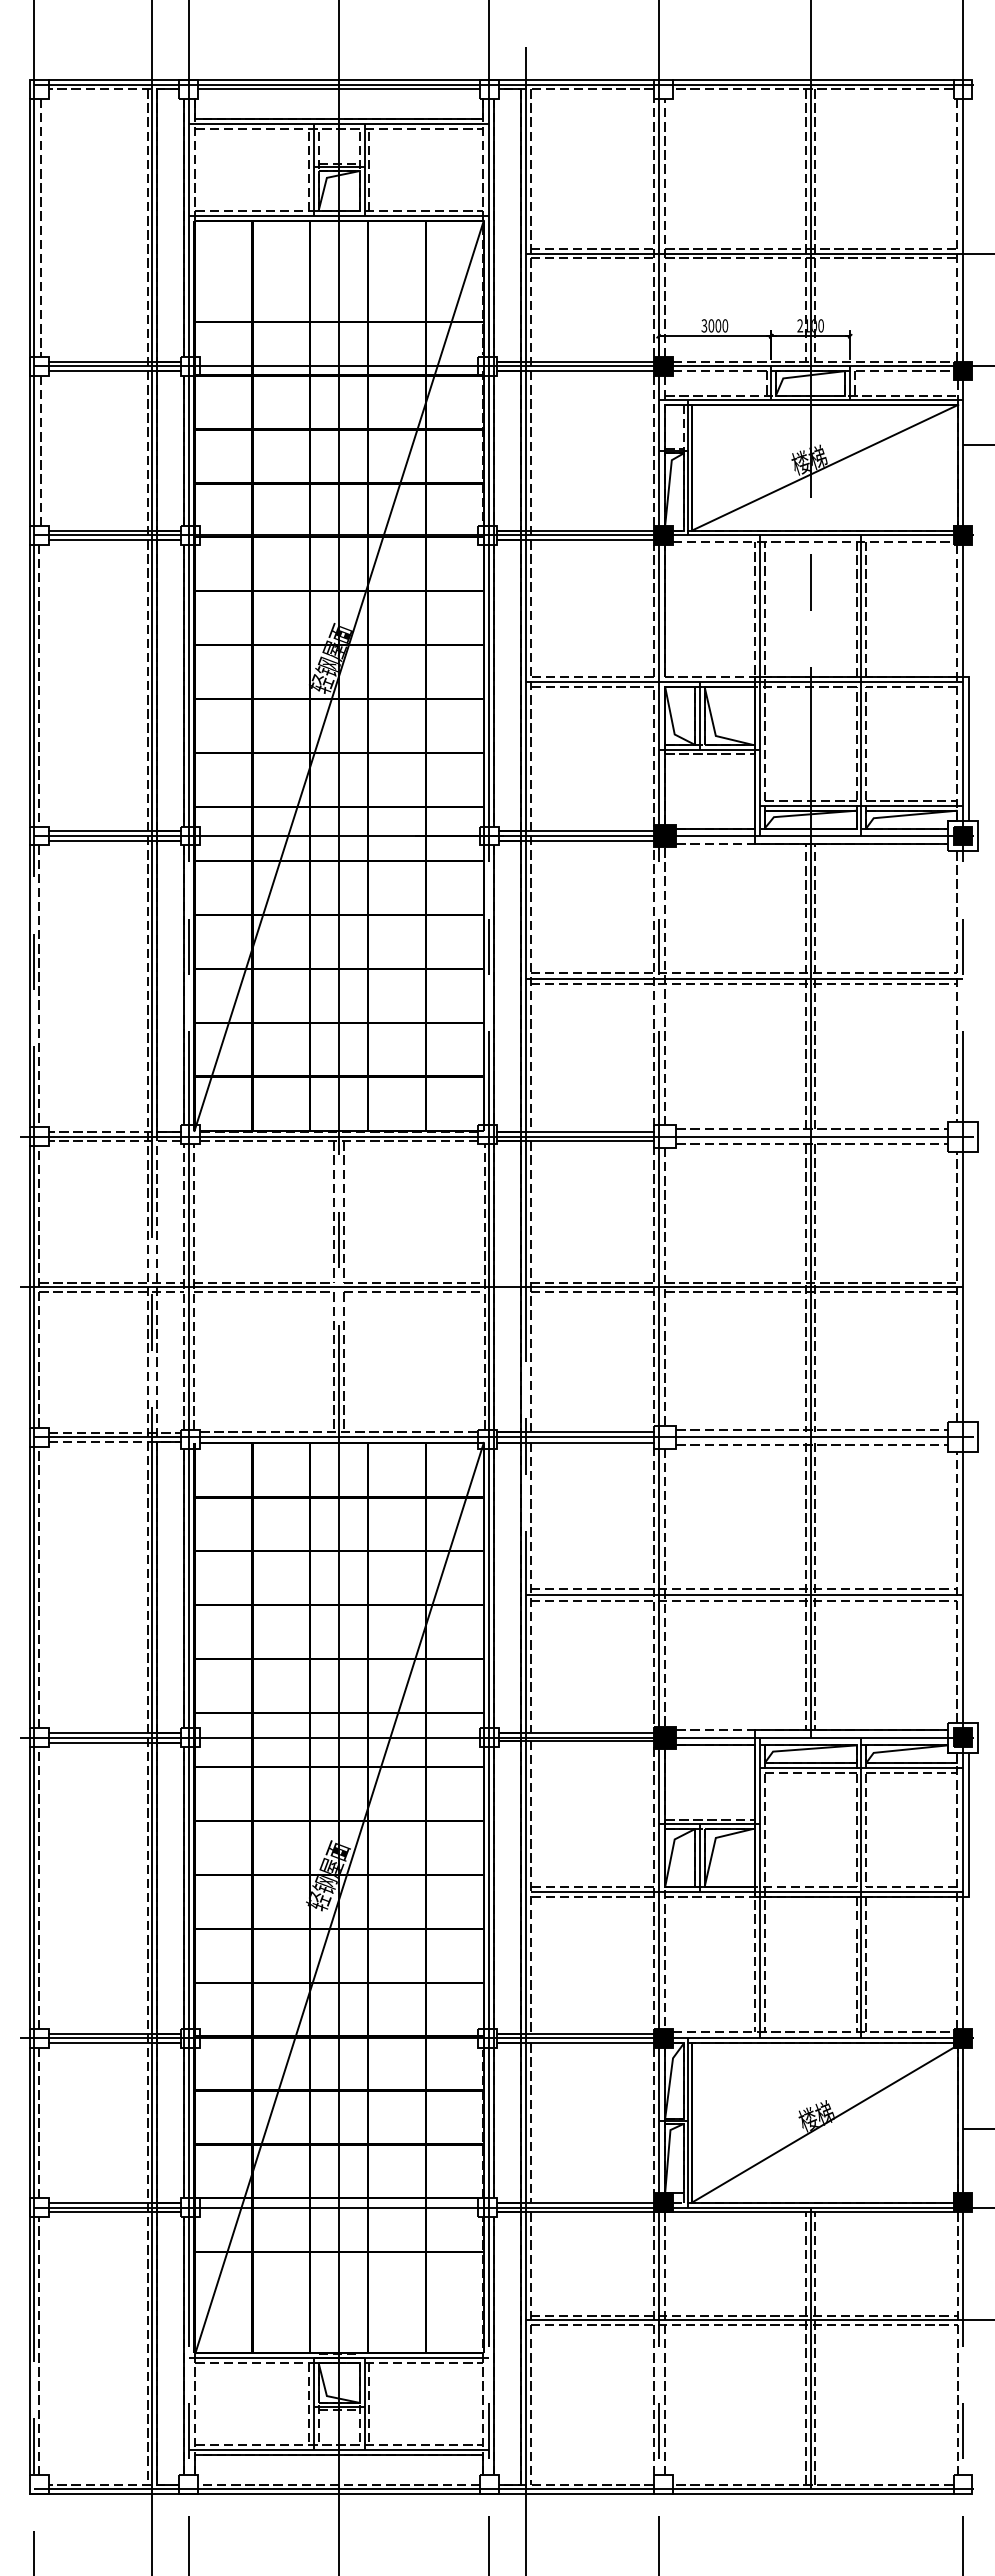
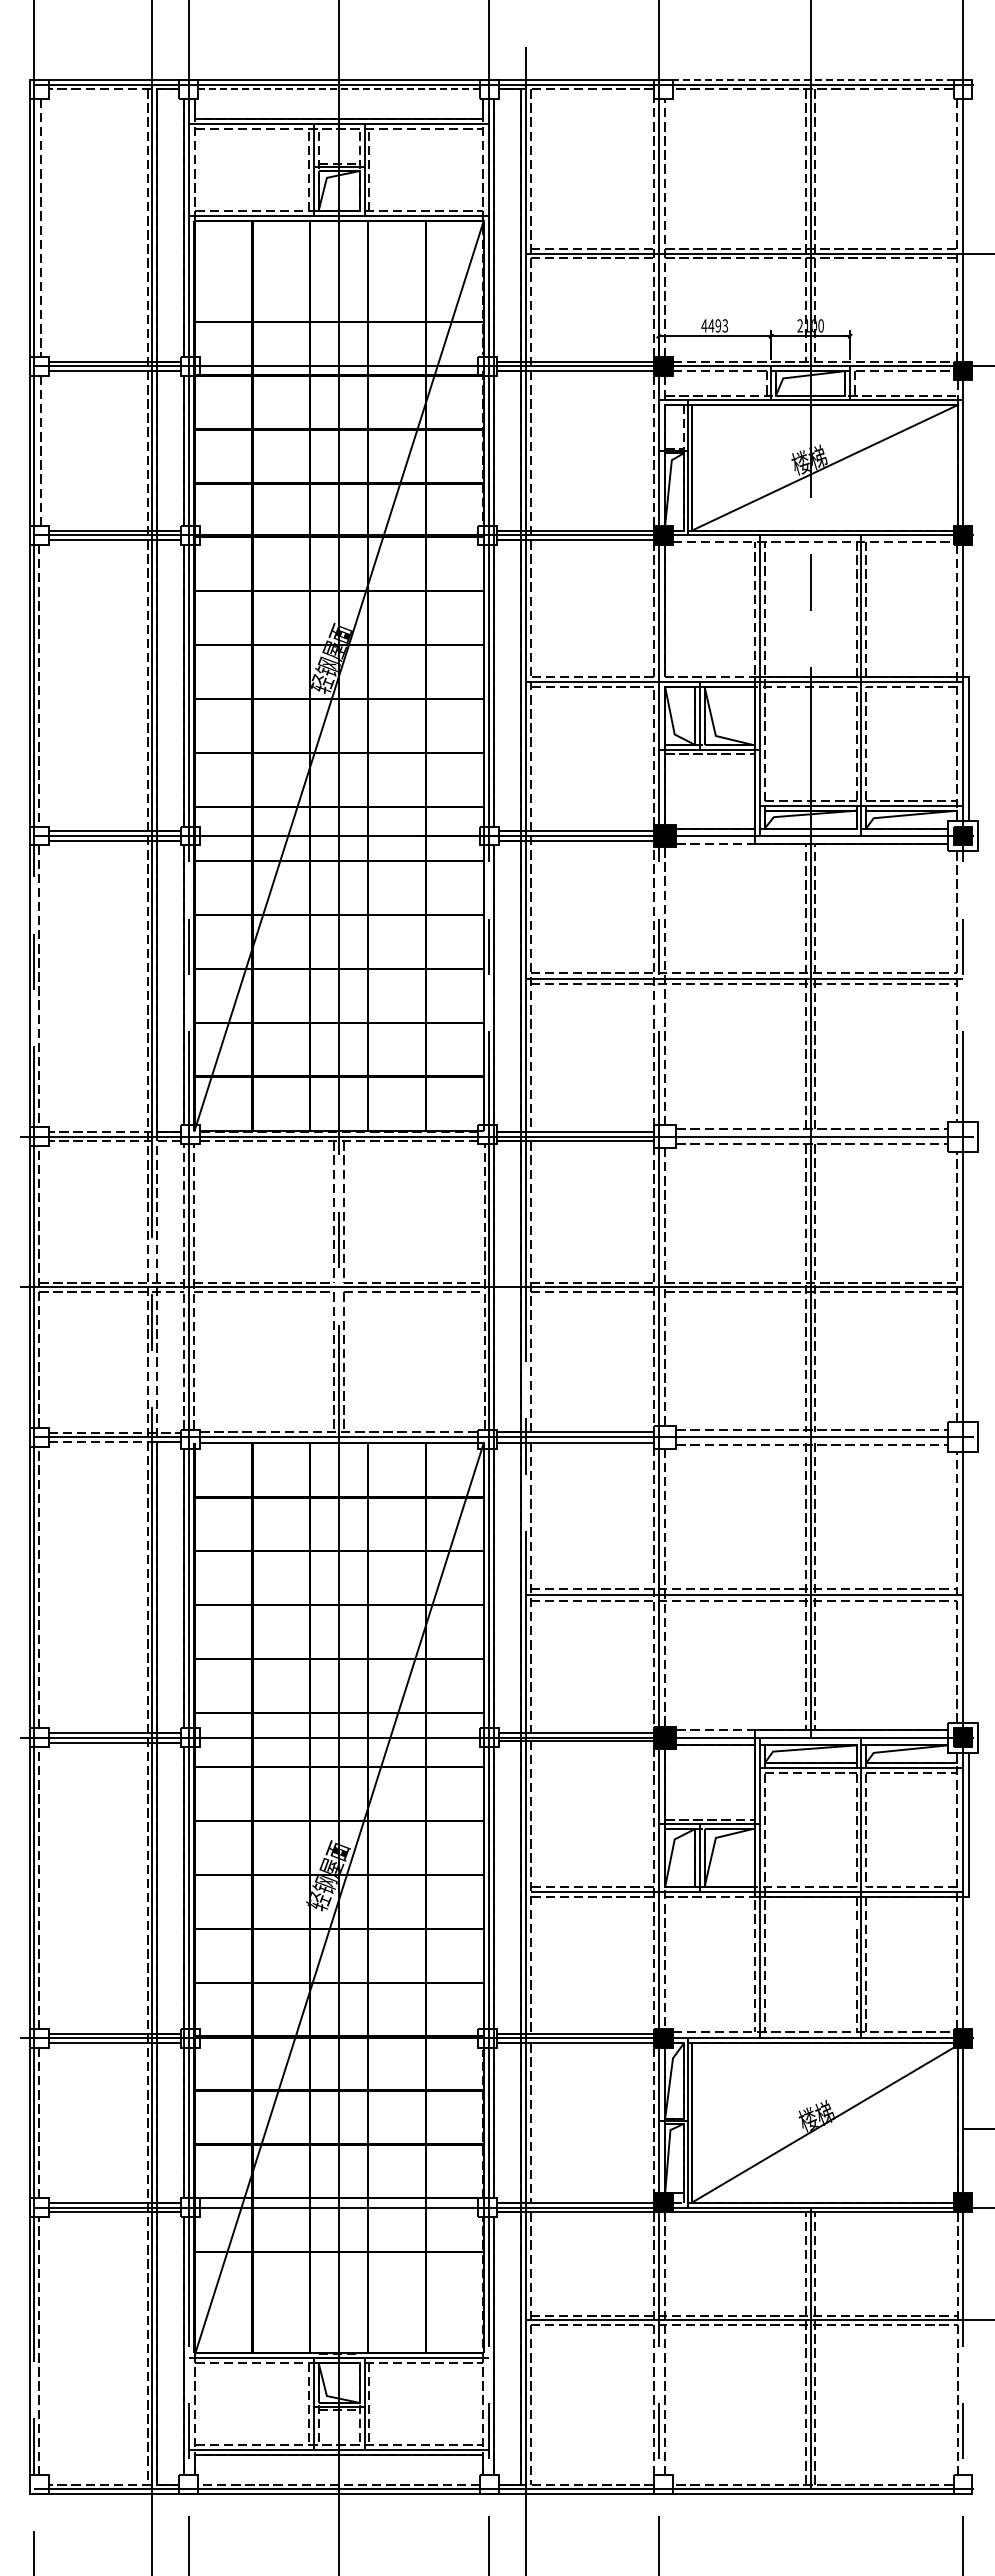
line: solid -> dashed (812, 79)
line: solid -> dashed (339, 89)
text: 3000 -> 4493 (714, 325)
line: present -> none (976, 445)
